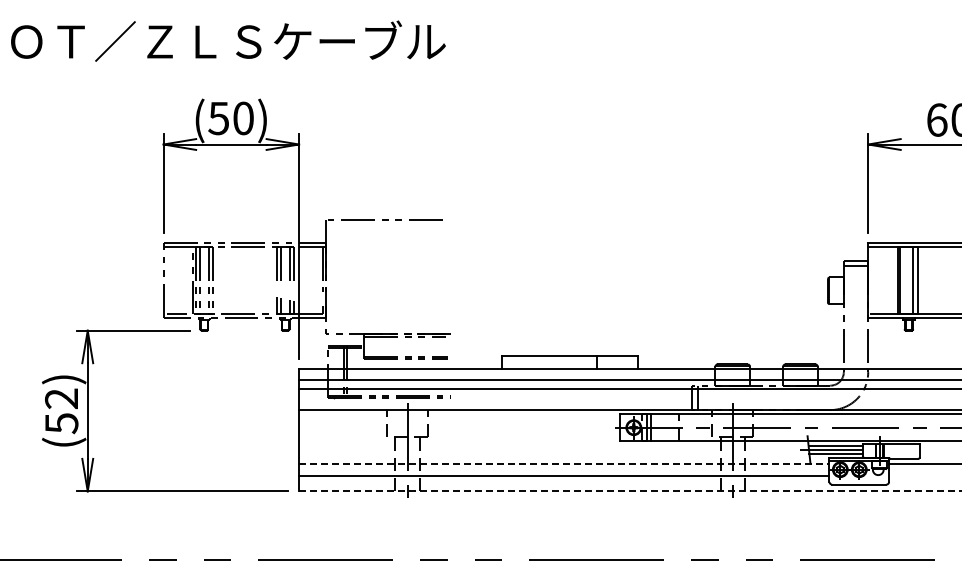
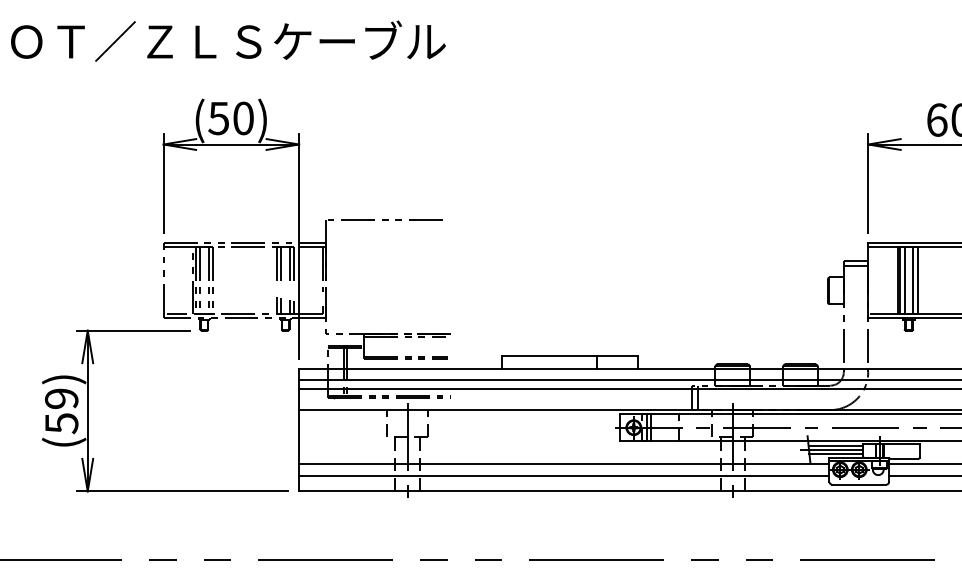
line: none -> present (904, 280)
text: (52) -> (59) (61, 398)
line: dashed -> solid (564, 463)
line: none -> present (923, 475)
line: dashed -> solid (630, 491)
